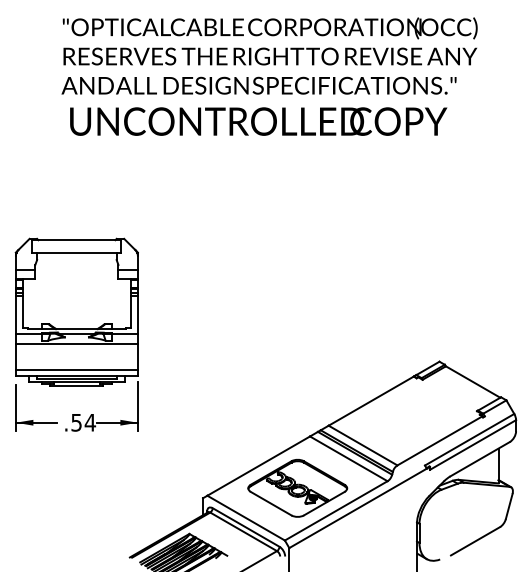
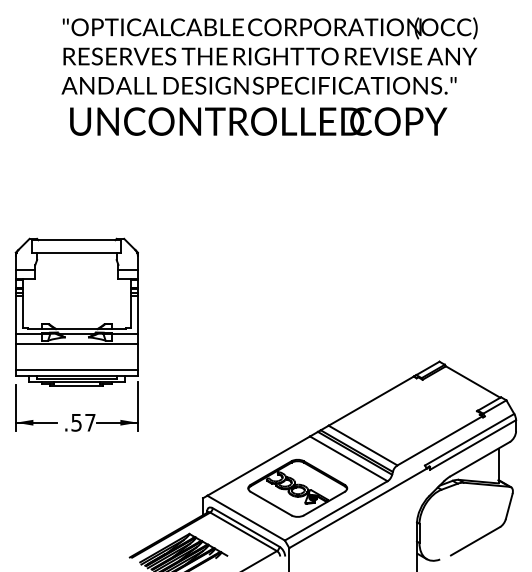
text: .54 -> .57 (90, 422)
